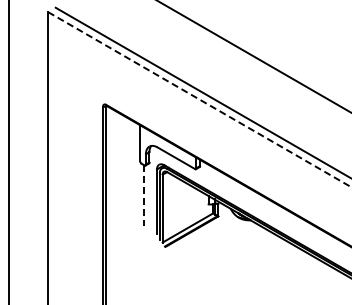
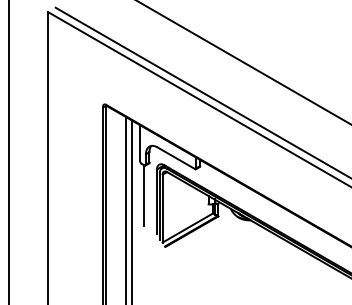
line position: (253, 56) -> (243, 62) (243, 62)
line: dashed -> solid (199, 99)
line: dashed -> solid (143, 195)
line: none -> present (125, 208)
line: none -> present (131, 210)
